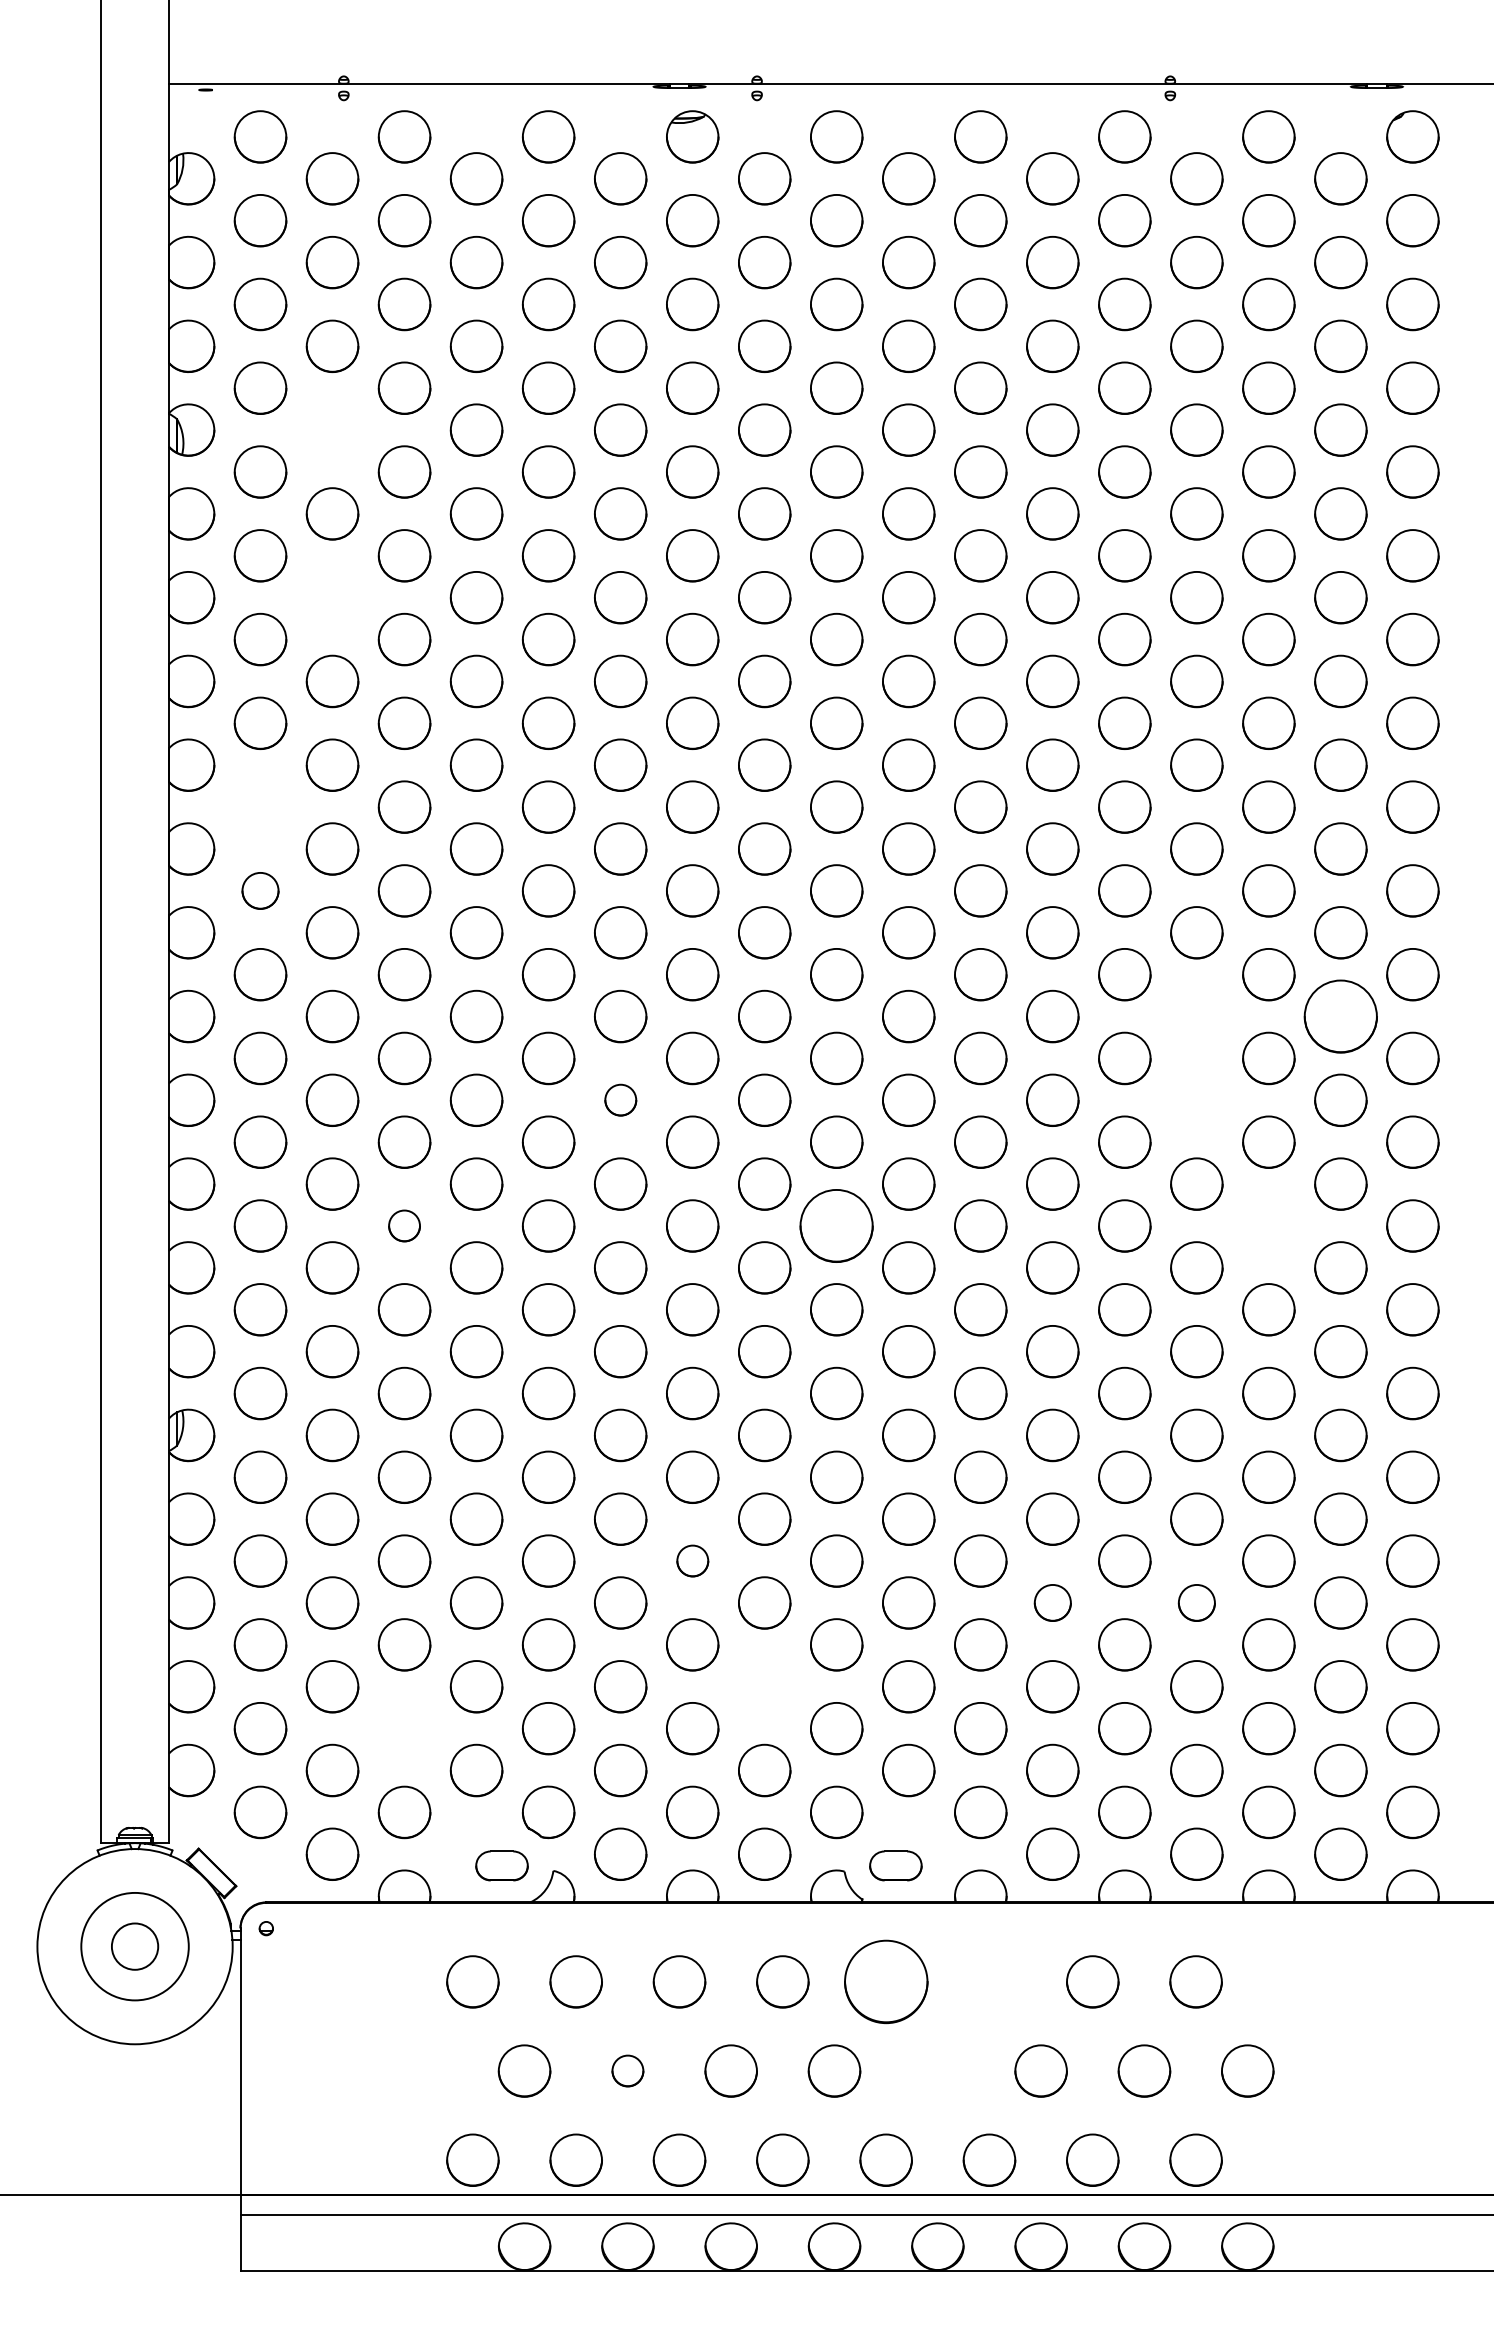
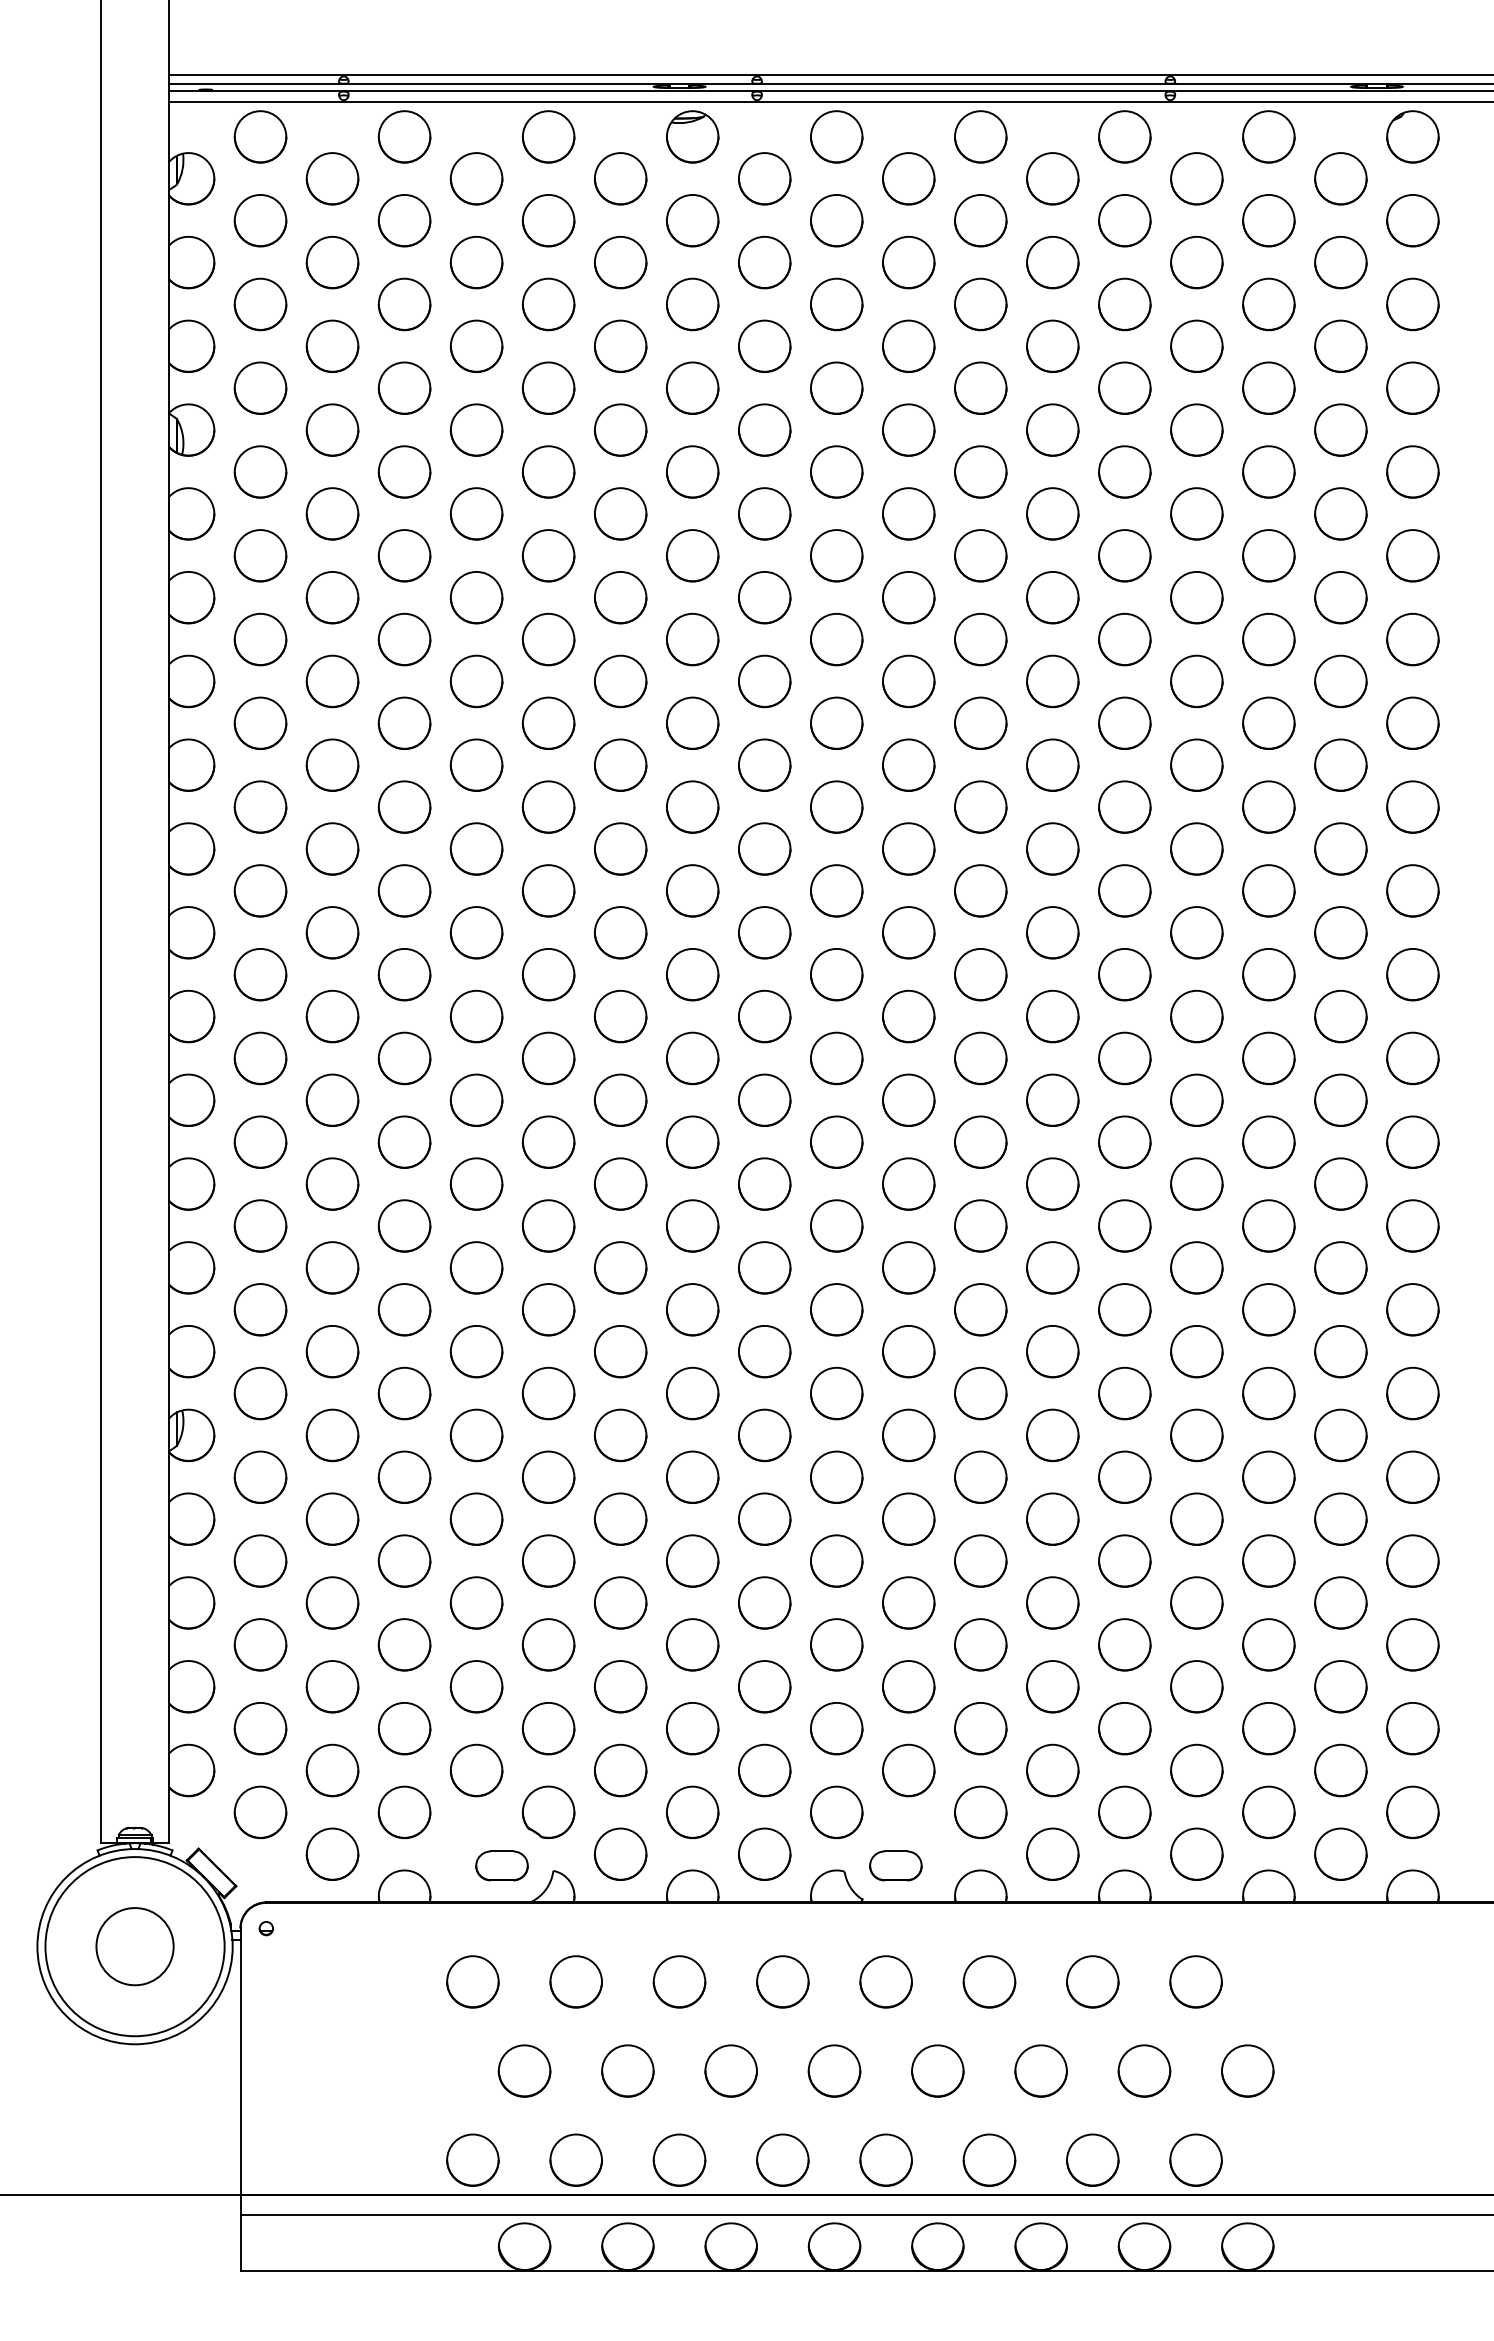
line: none -> present (829, 74)
line: none -> present (829, 91)
line: none -> present (829, 101)
part: none -> present (332, 429)
part: none -> present (332, 597)
part: none -> present (260, 806)
part size: 39x38 px -> 55x54 px (260, 890)
part: none -> present (1196, 1016)
part size: 75x75 px -> 54x55 px (1340, 1016)
circle size: 34x34 px -> 54x54 px (620, 1099)
circle: none -> present (1196, 1099)
part size: 33x34 px -> 55x54 px (404, 1225)
circle size: 75x74 px -> 54x54 px (836, 1225)
circle: none -> present (1268, 1225)
circle size: 34x34 px -> 54x54 px (692, 1560)
circle size: 39x38 px -> 54x54 px (1052, 1602)
circle size: 39x38 px -> 54x54 px (1196, 1602)
circle: none -> present (764, 1686)
part: none -> present (404, 1728)
circle diameter: 107 px -> 179 px (134, 1946)
circle diameter: 46 px -> 77 px (134, 1946)
circle size: 85x86 px -> 54x54 px (885, 1981)
part: none -> present (989, 1981)
circle size: 34x34 px -> 54x54 px (627, 2070)
circle: none -> present (937, 2070)
